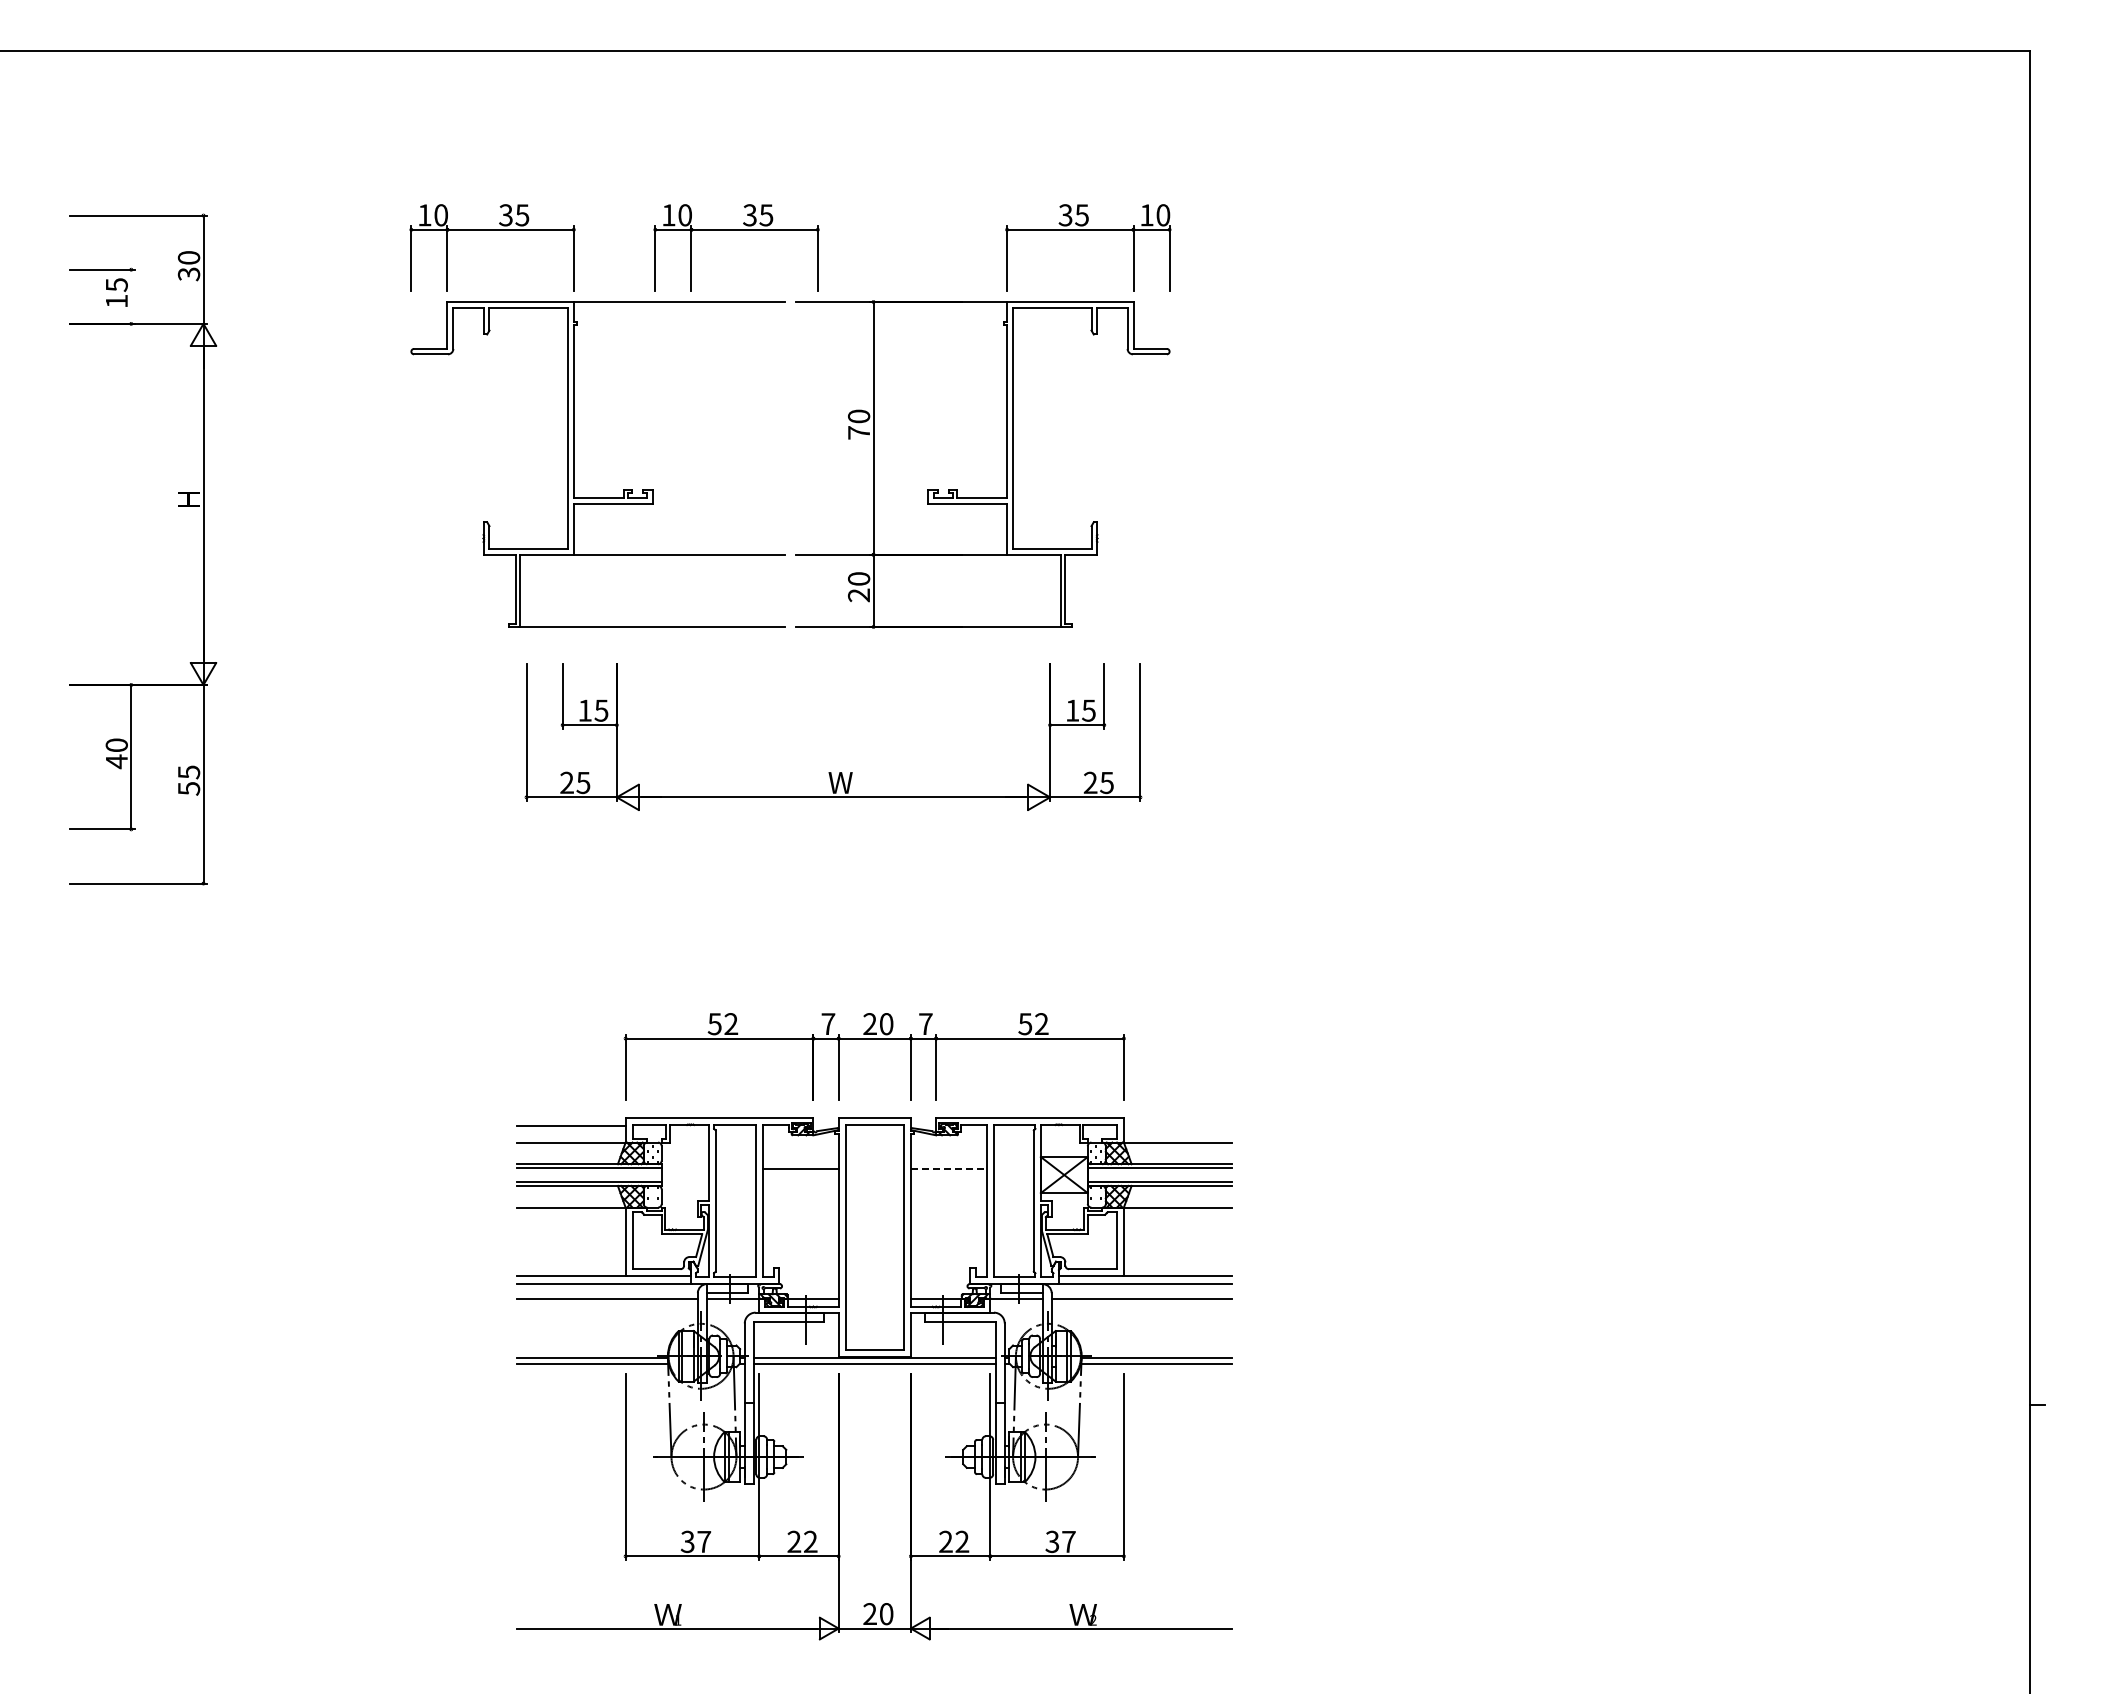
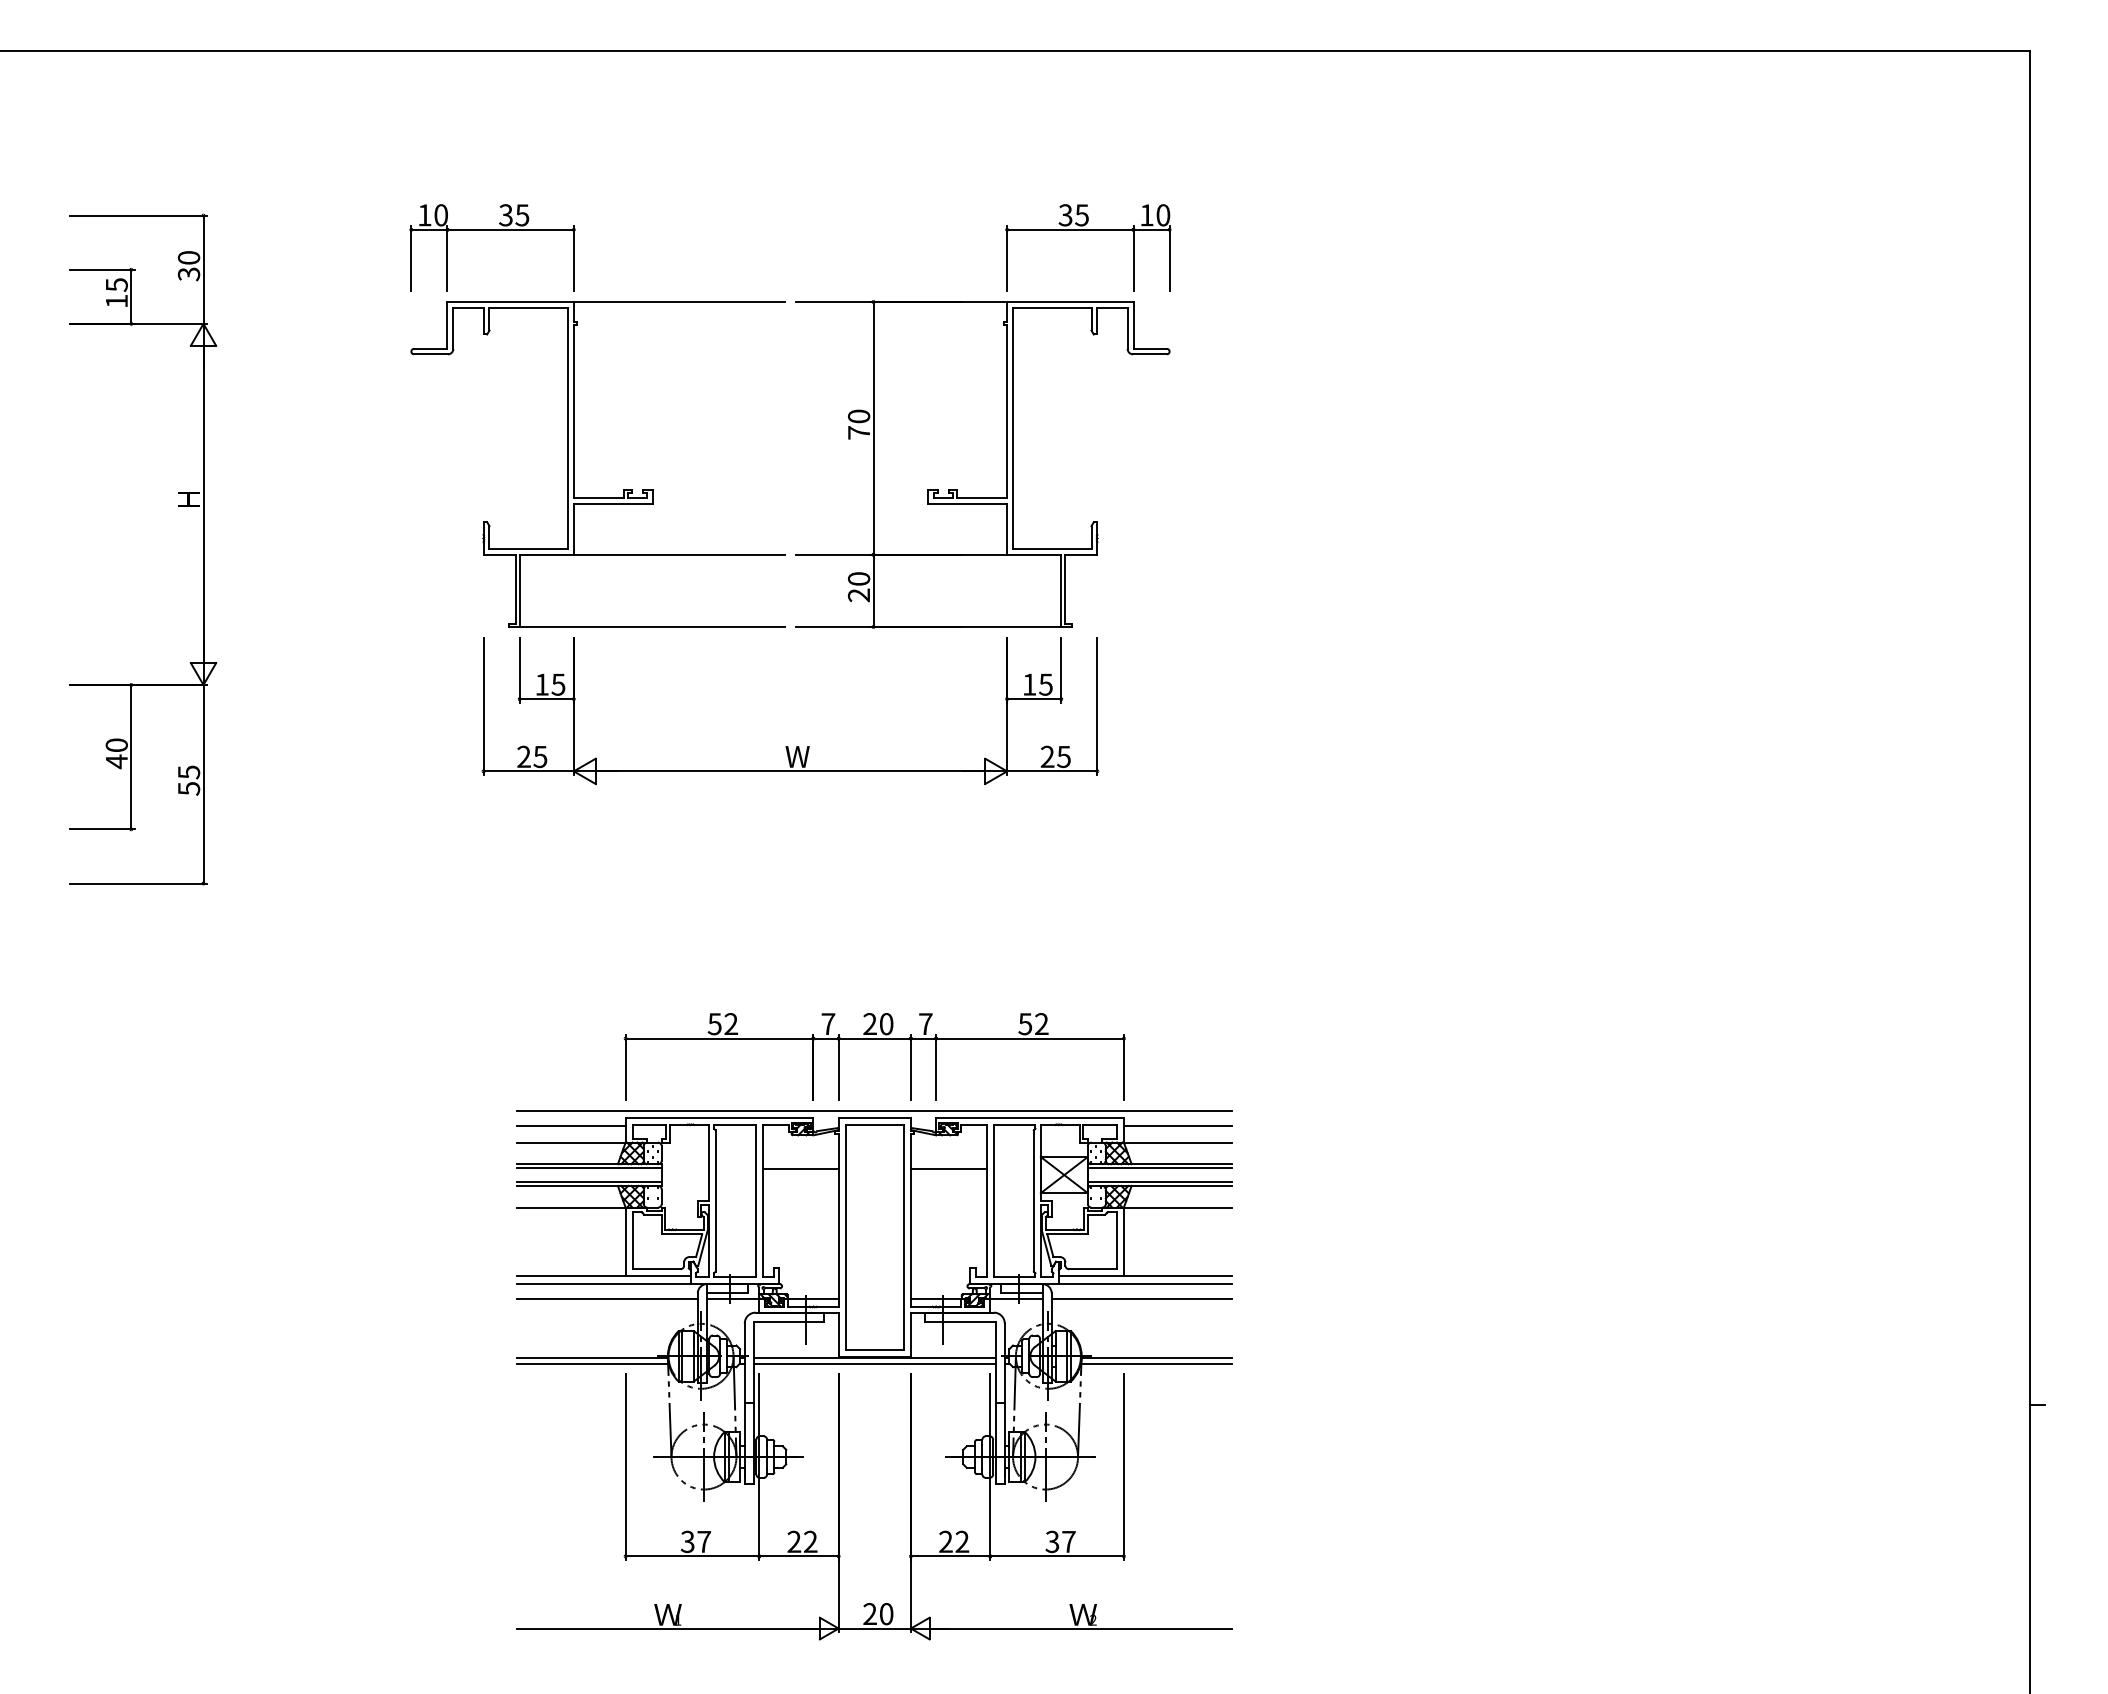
part: present -> none (736, 230)
line: none -> present (131, 296)
part position: (831, 772) -> (788, 746) (788, 746)
line: none -> present (874, 1110)
line: none -> present (1177, 1125)
line: dashed -> solid (948, 1169)
